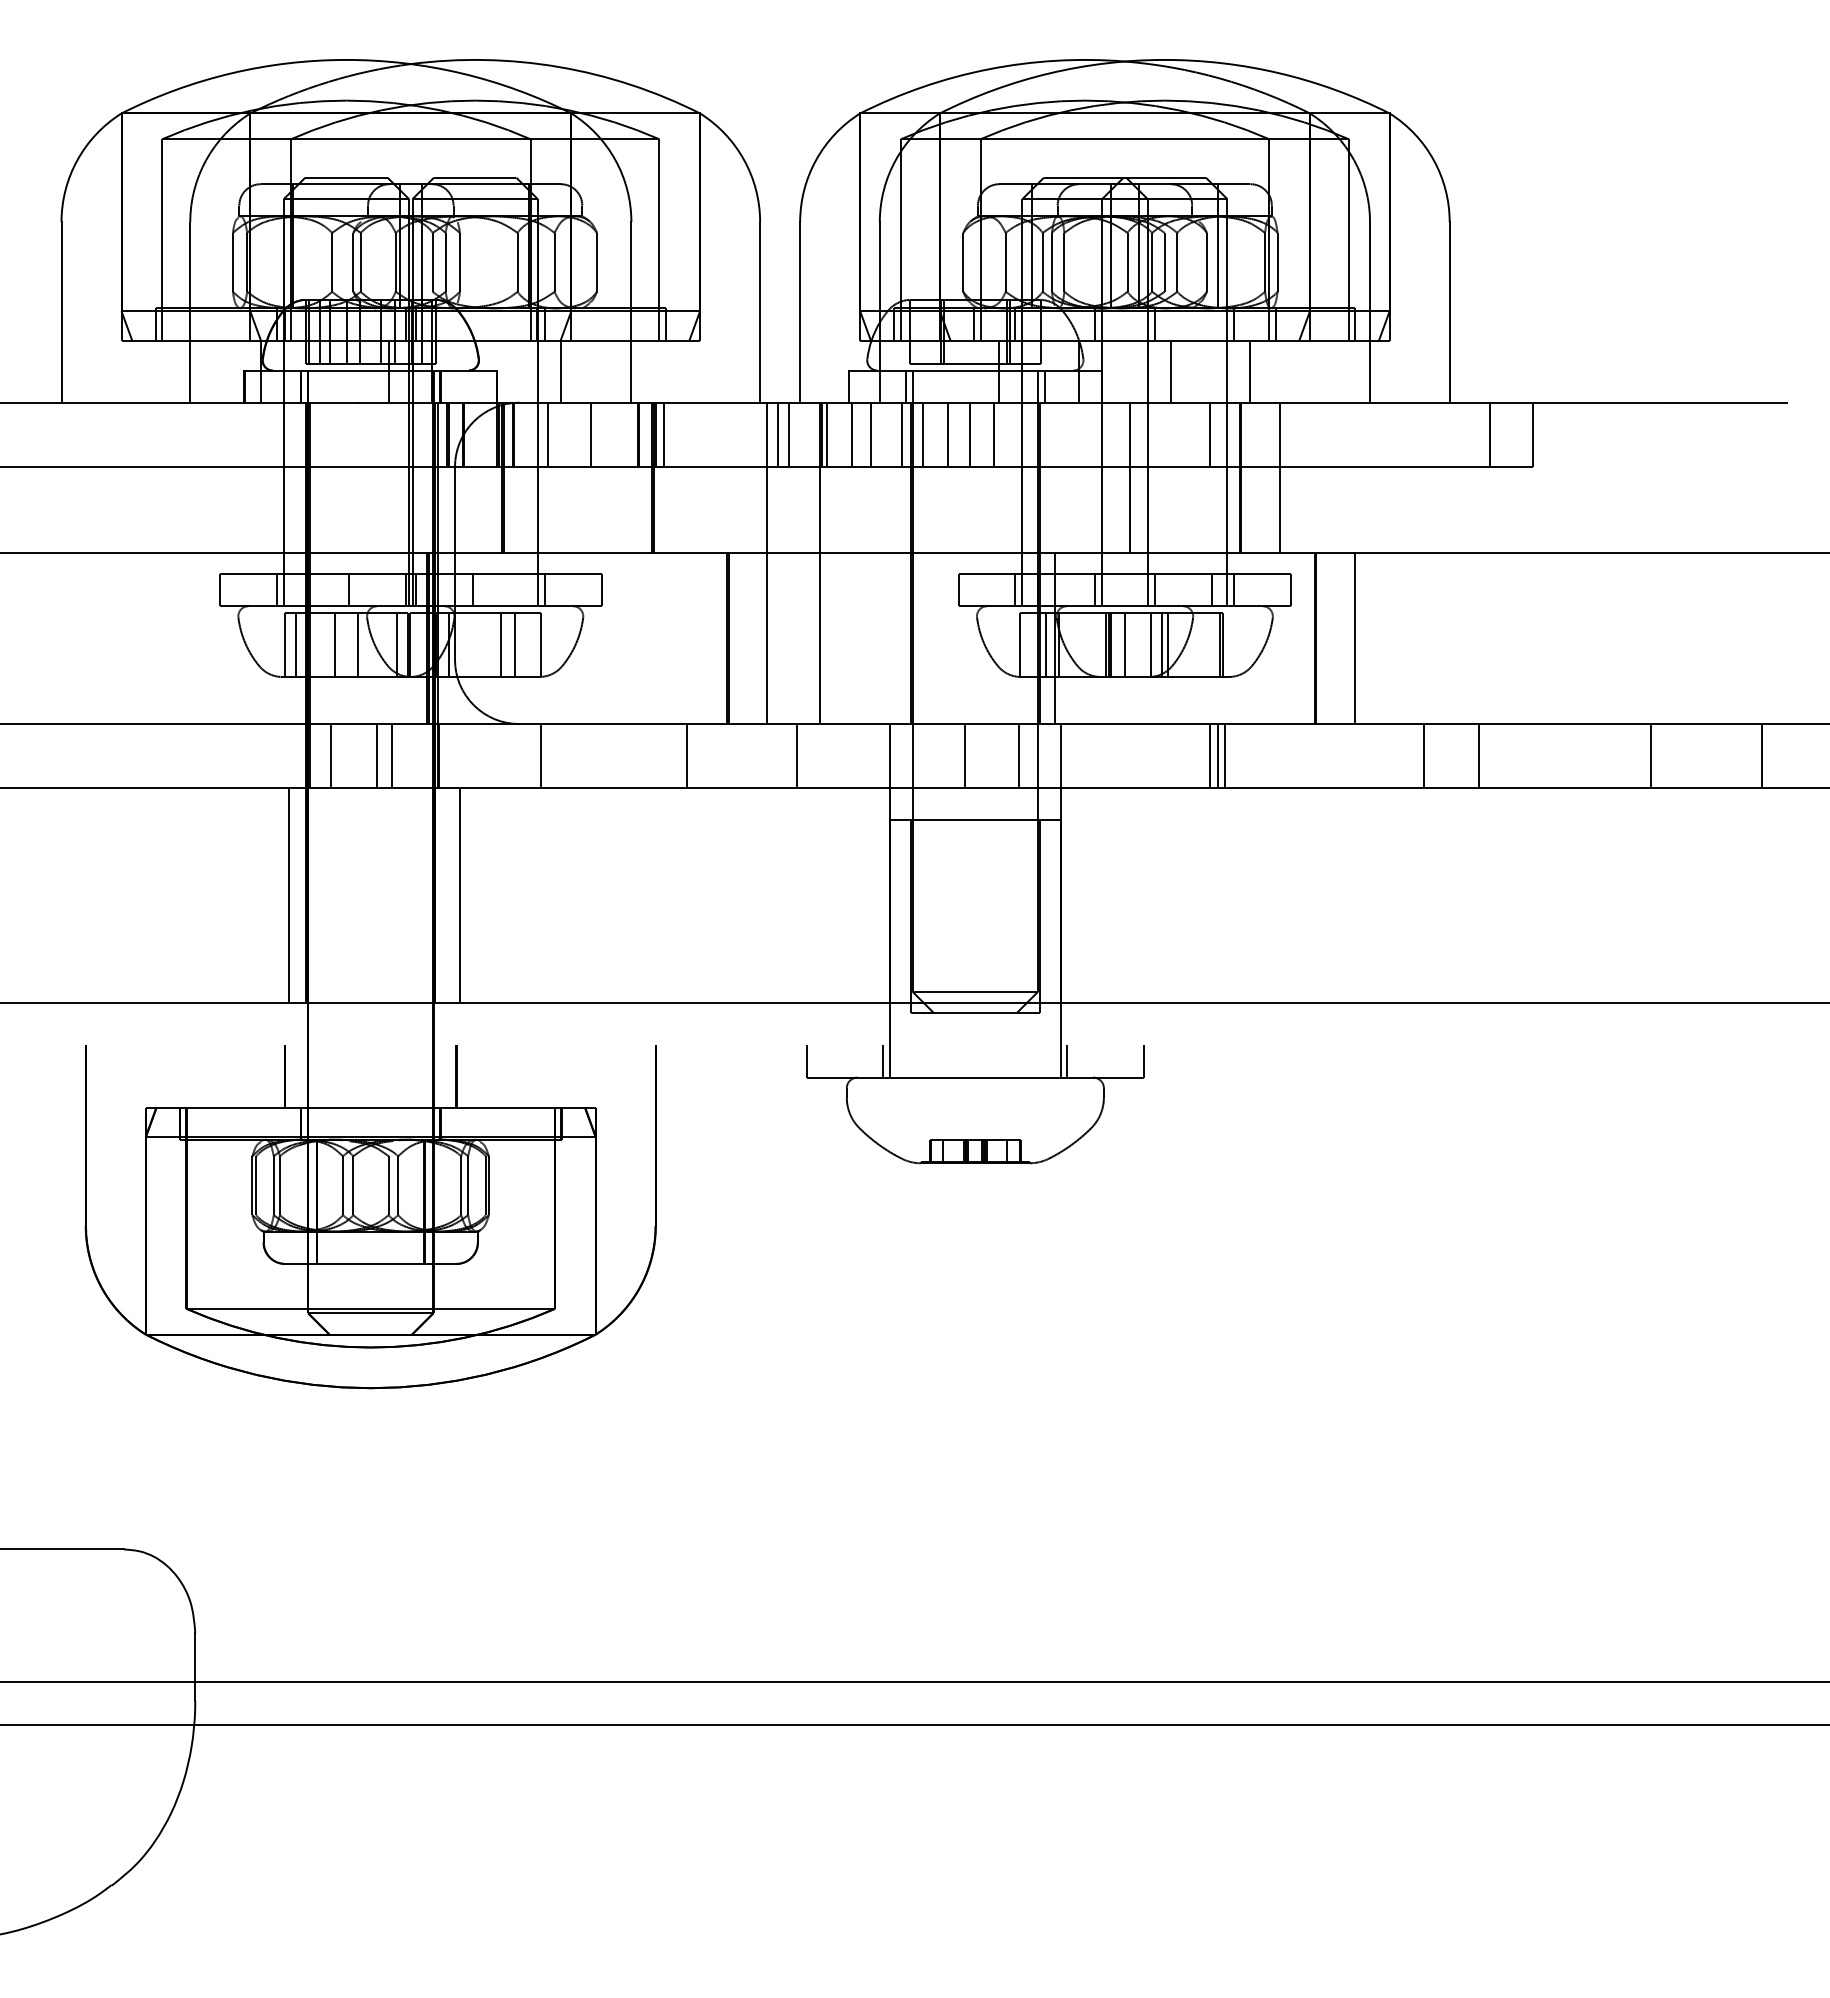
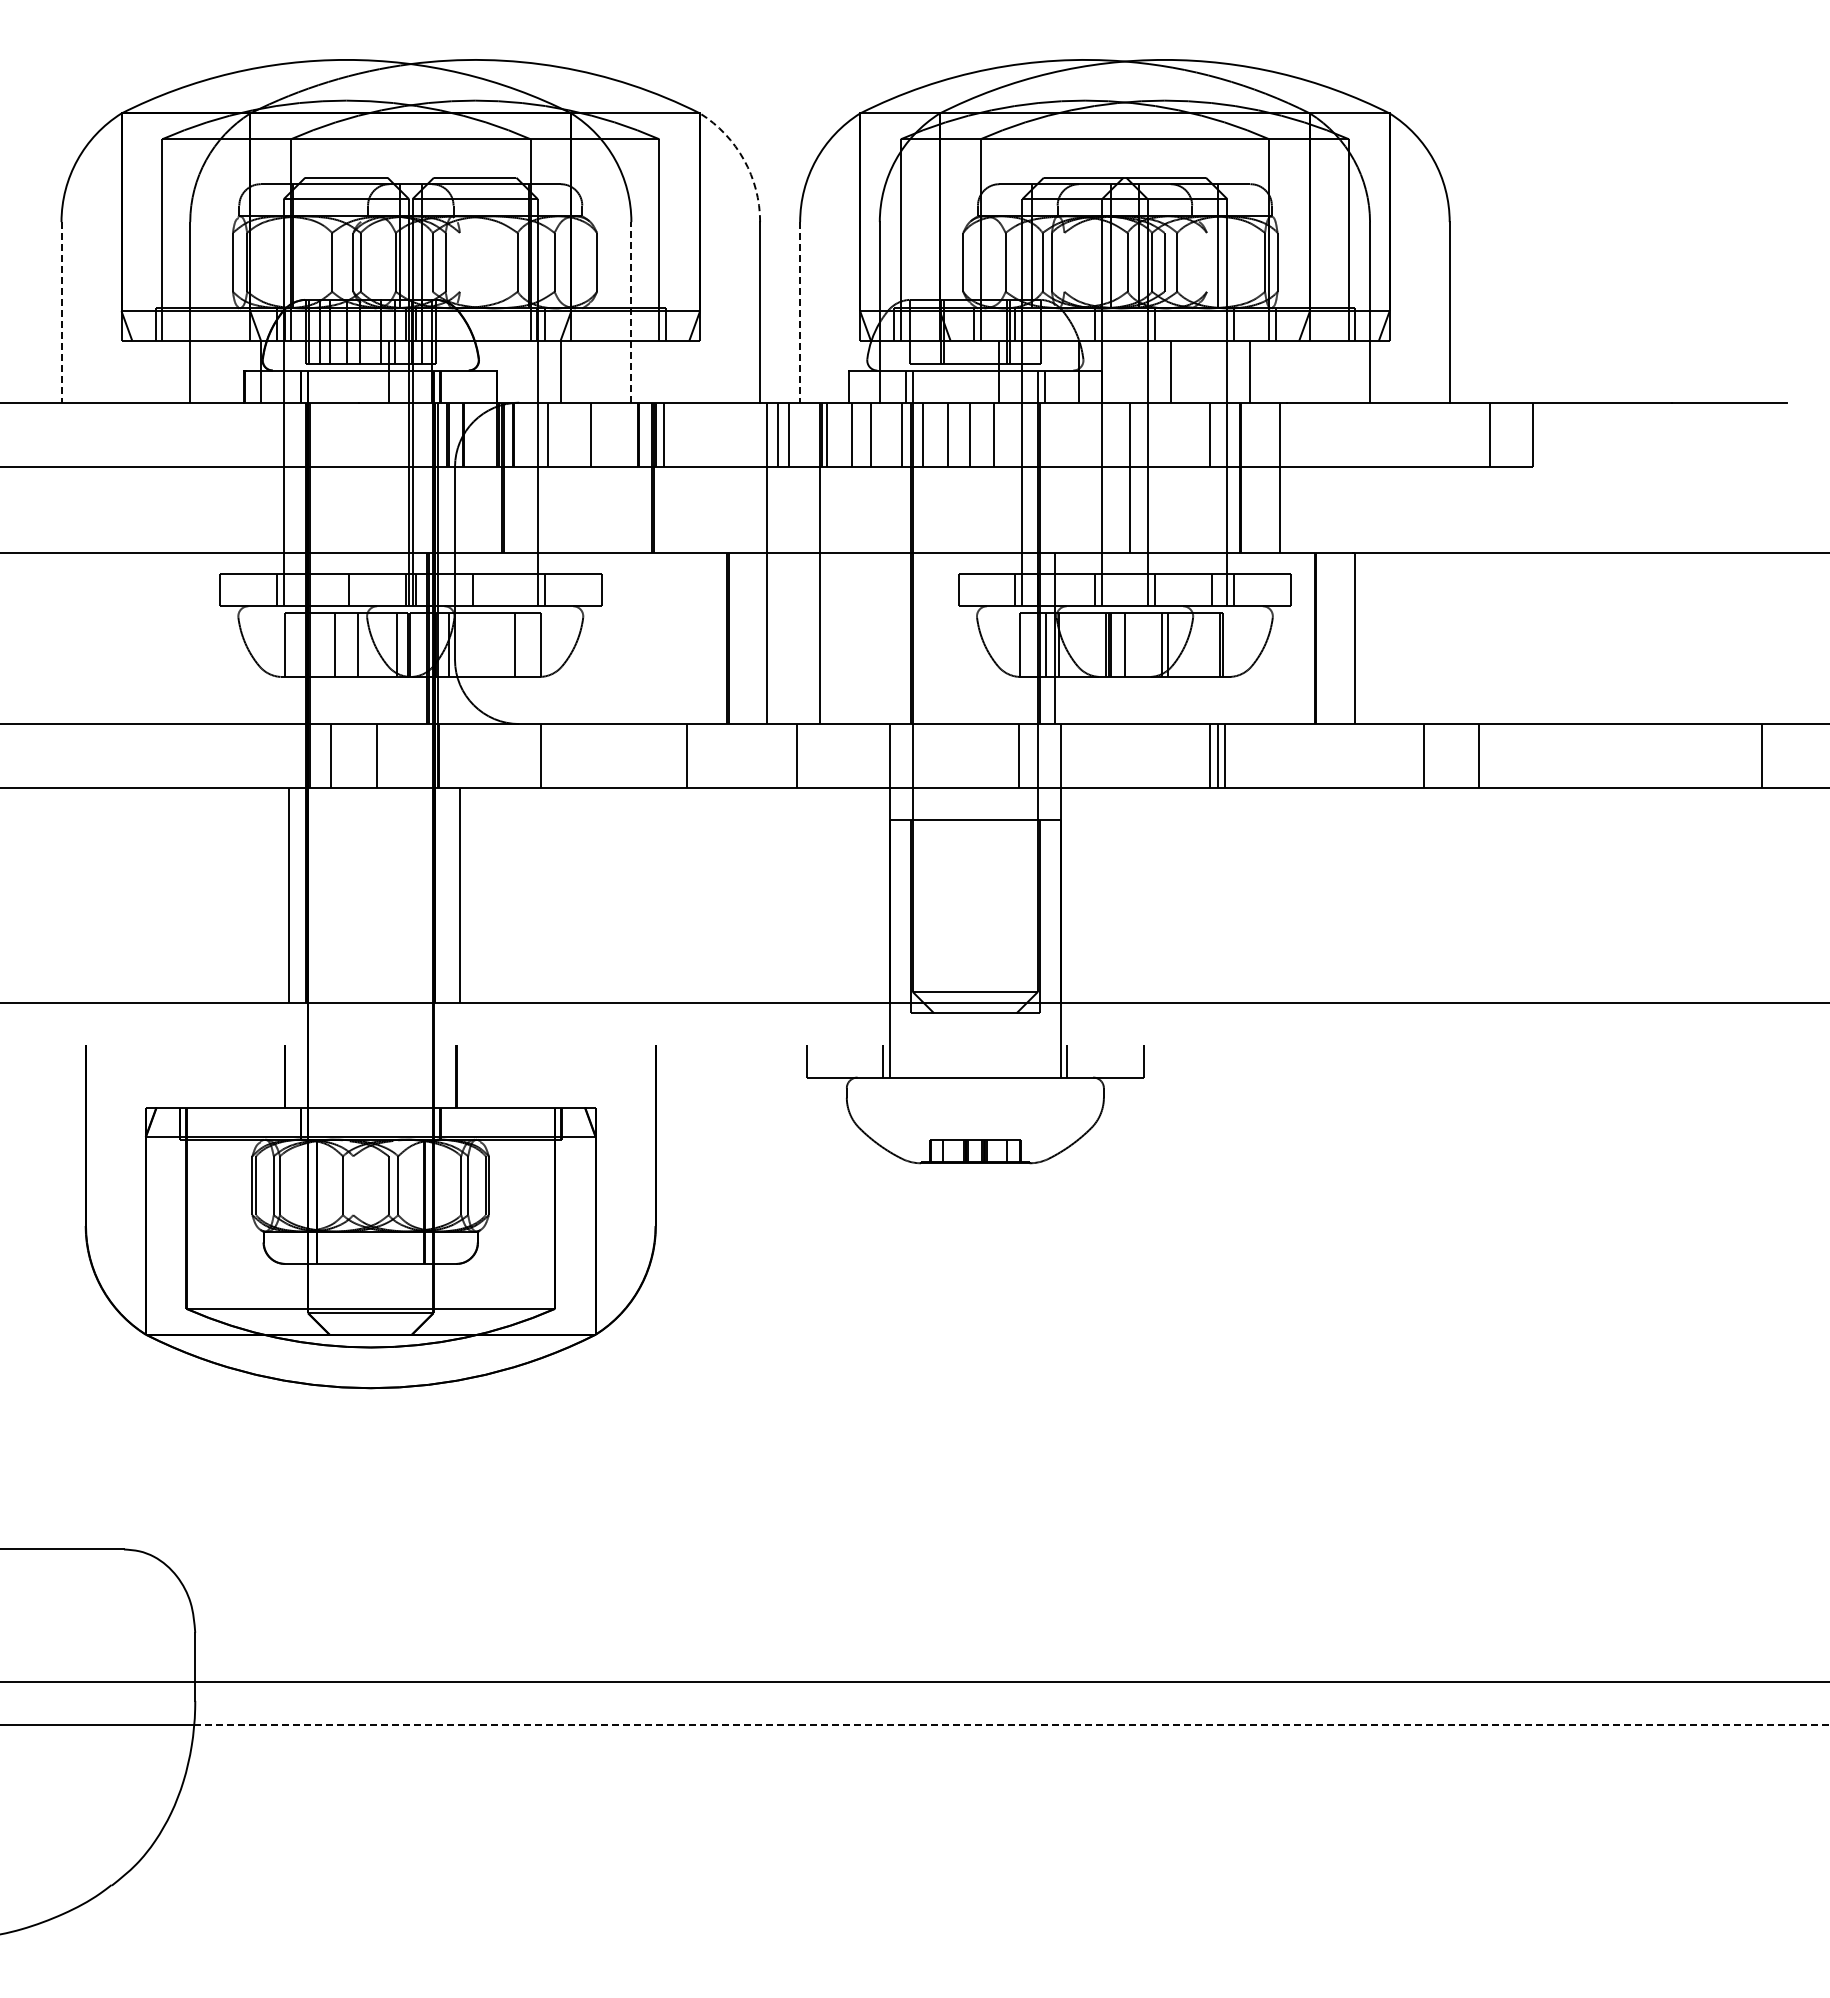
arc: solid -> dashed (744, 160)
line: present -> none (459, 261)
line: present -> none (1064, 261)
line: present -> none (1206, 261)
line: solid -> dashed (631, 311)
line: solid -> dashed (61, 312)
line: solid -> dashed (800, 312)
line: present -> none (295, 644)
line: present -> none (501, 644)
line: present -> none (1150, 644)
line: present -> none (391, 756)
line: present -> none (964, 756)
line: present -> none (1651, 756)
line: present -> none (353, 1185)
line: solid -> dashed (1011, 1724)
